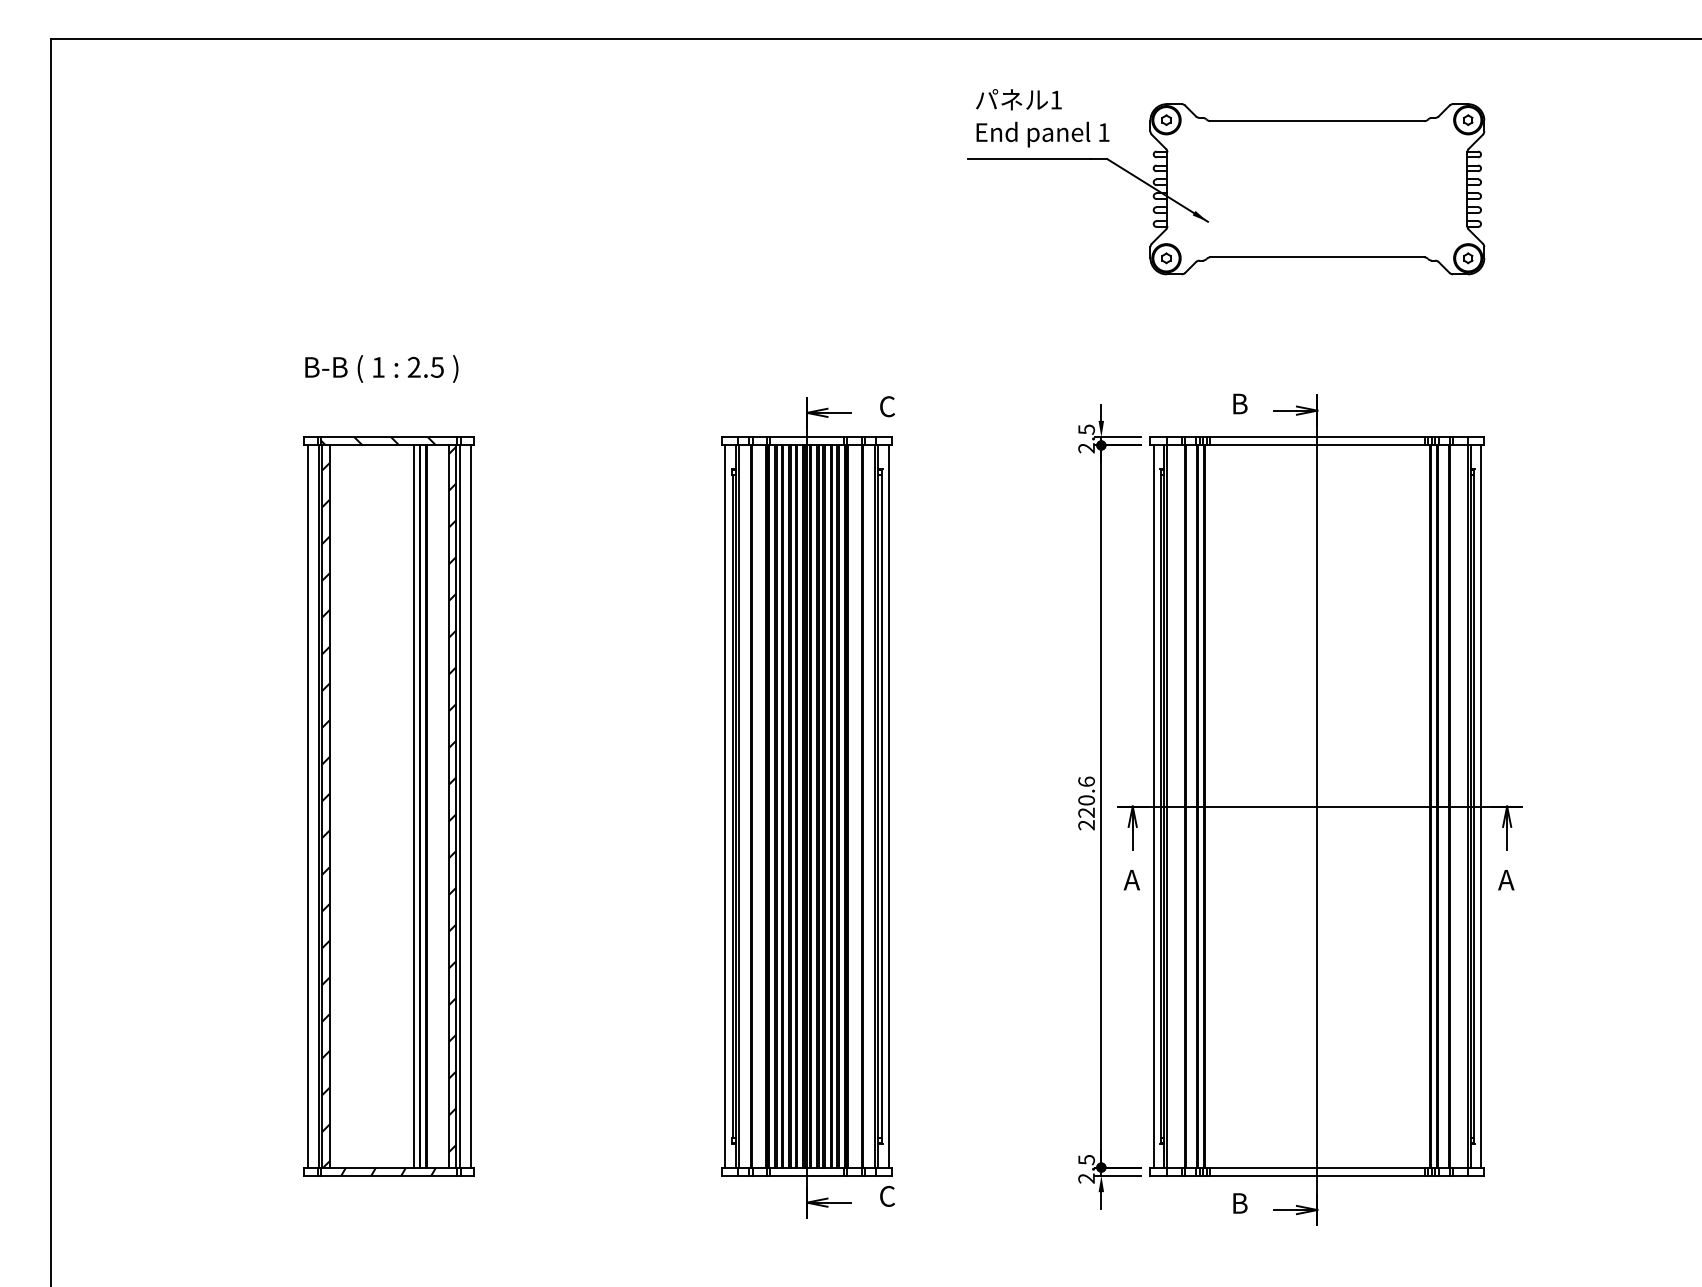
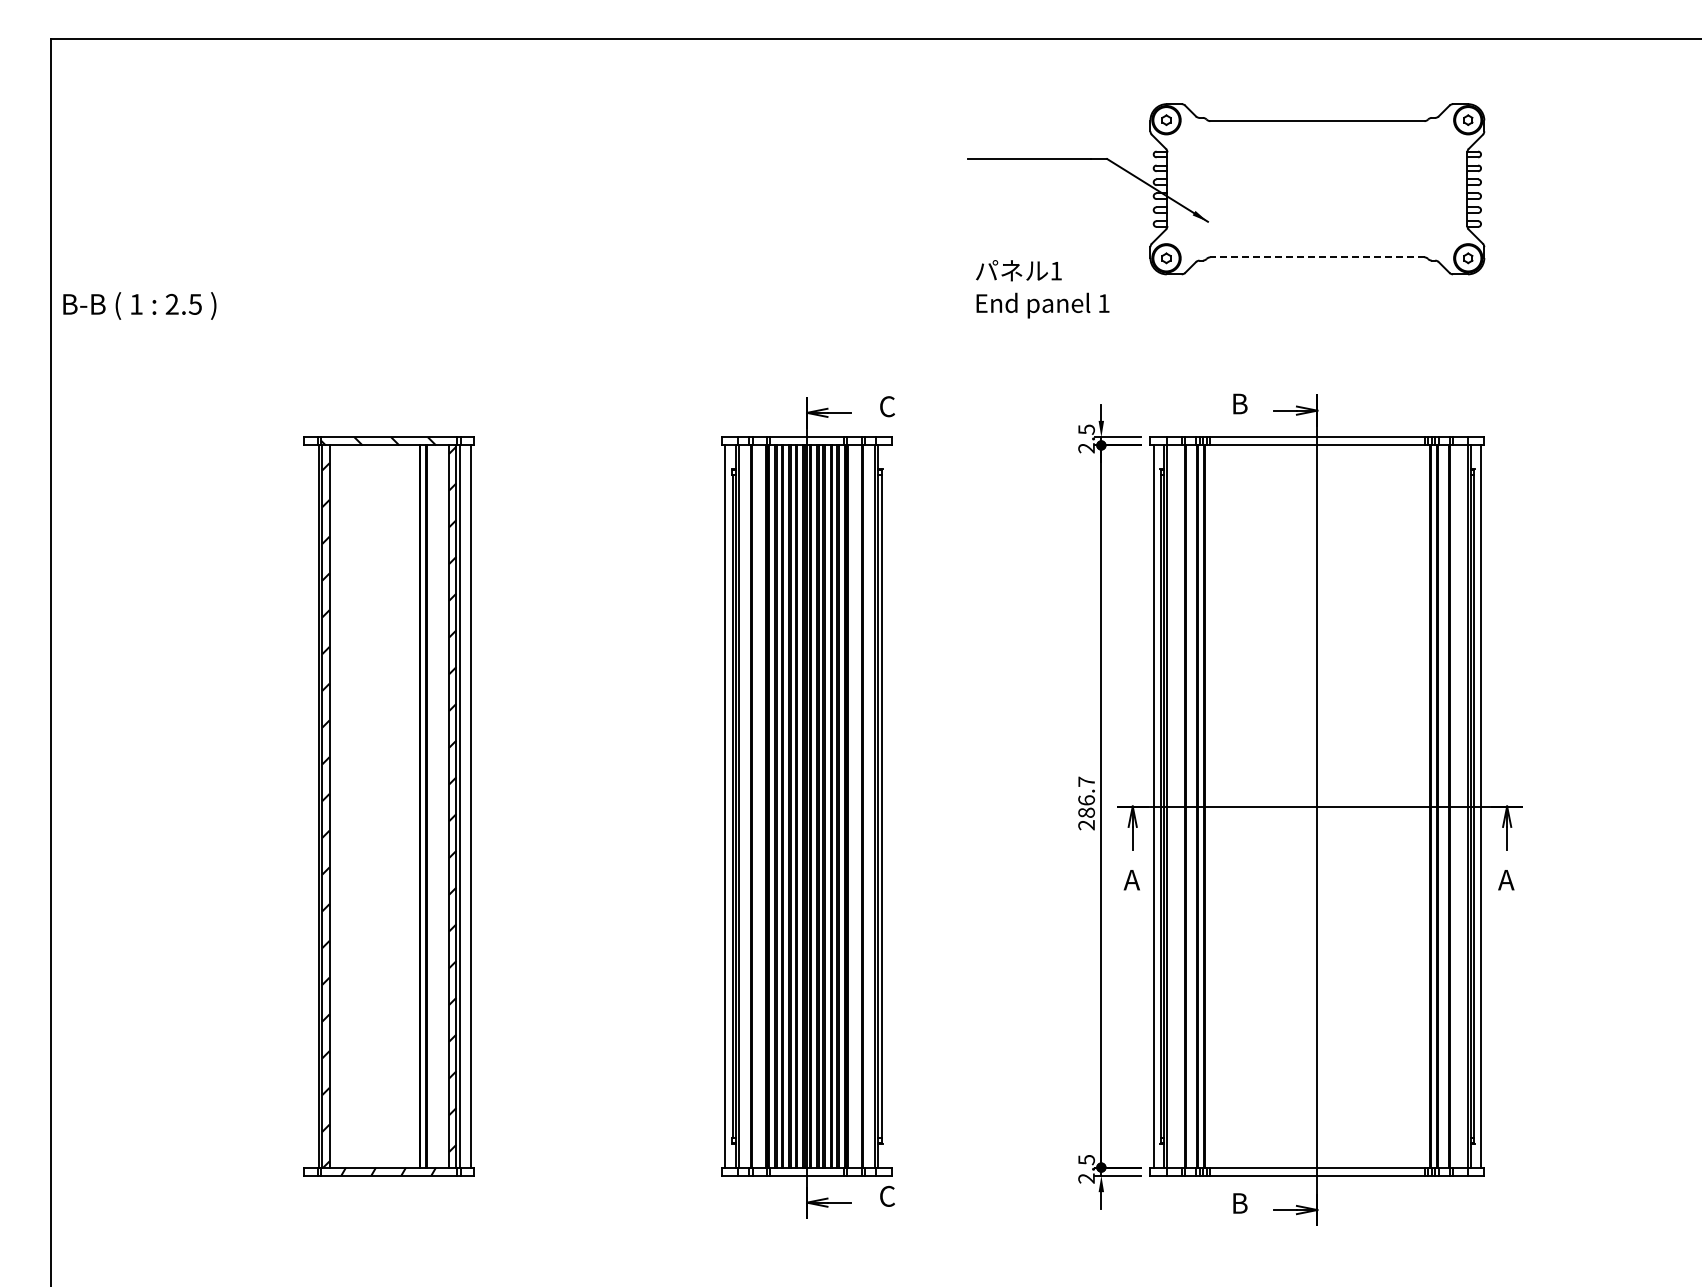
text position: (1042, 118) -> (1042, 289) (1042, 289)
line: solid -> dashed (1316, 257)
text position: (381, 368) -> (139, 305) (139, 305)
text: 220.6 -> 286.7 (1086, 796)
line: present -> none (307, 806)
line: present -> none (414, 806)
line: present -> none (888, 806)
